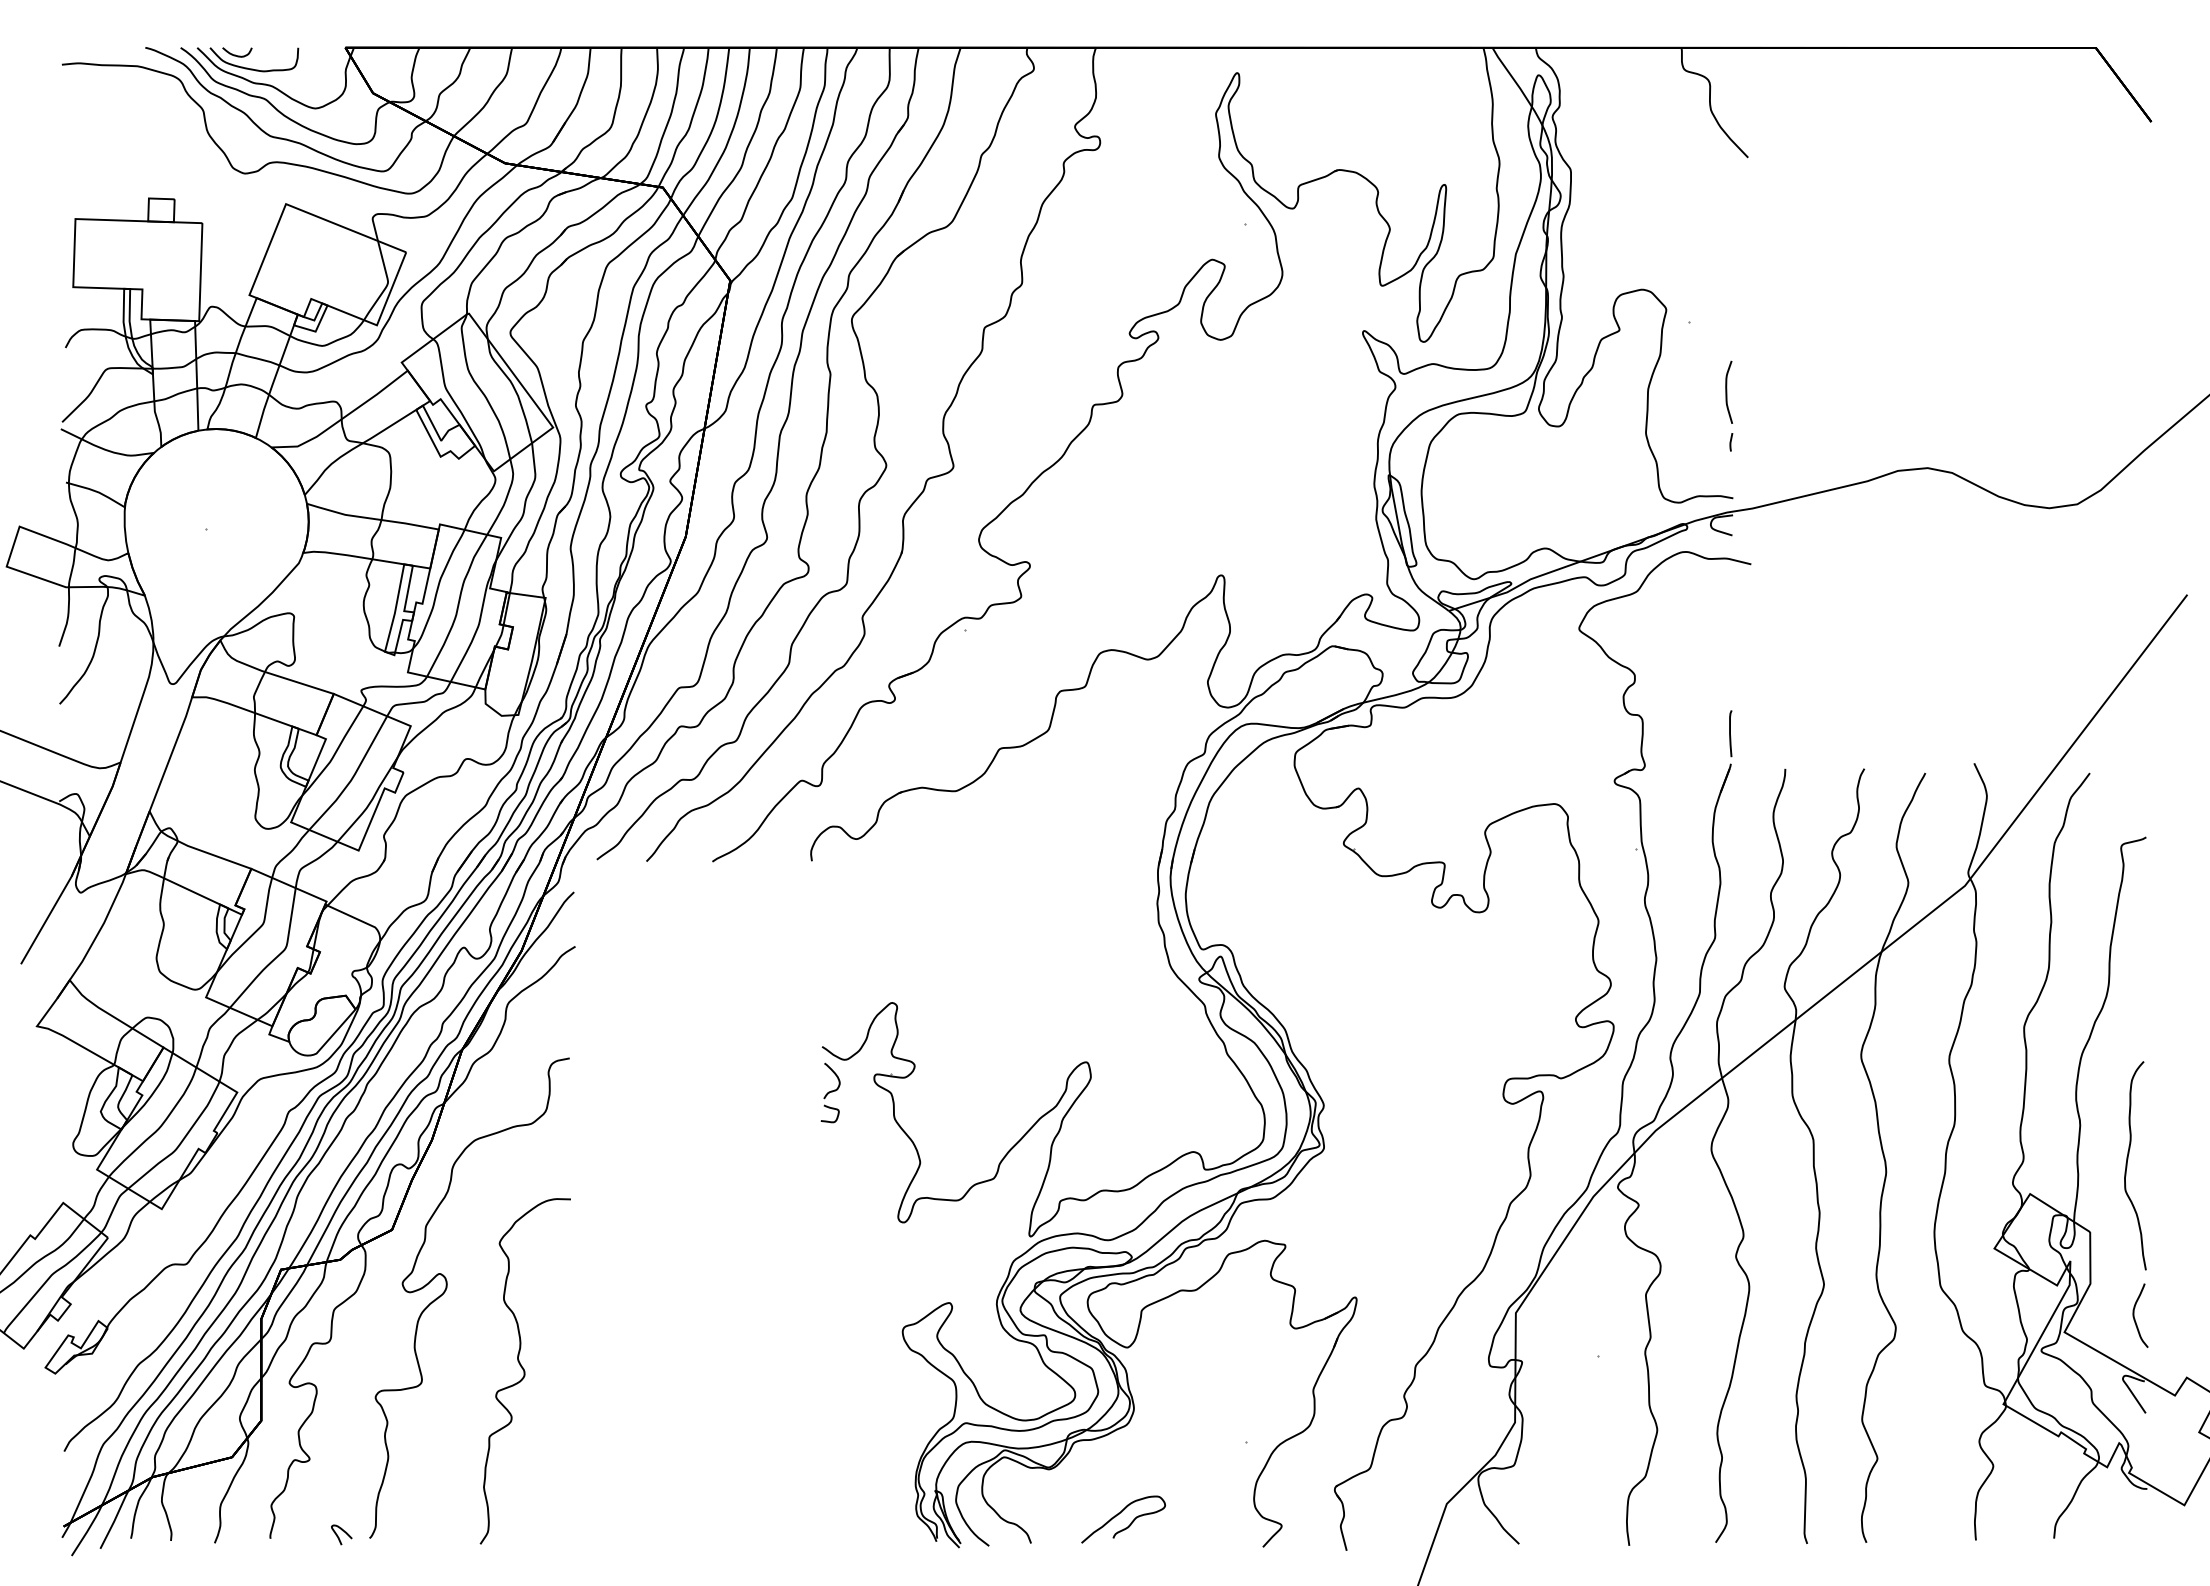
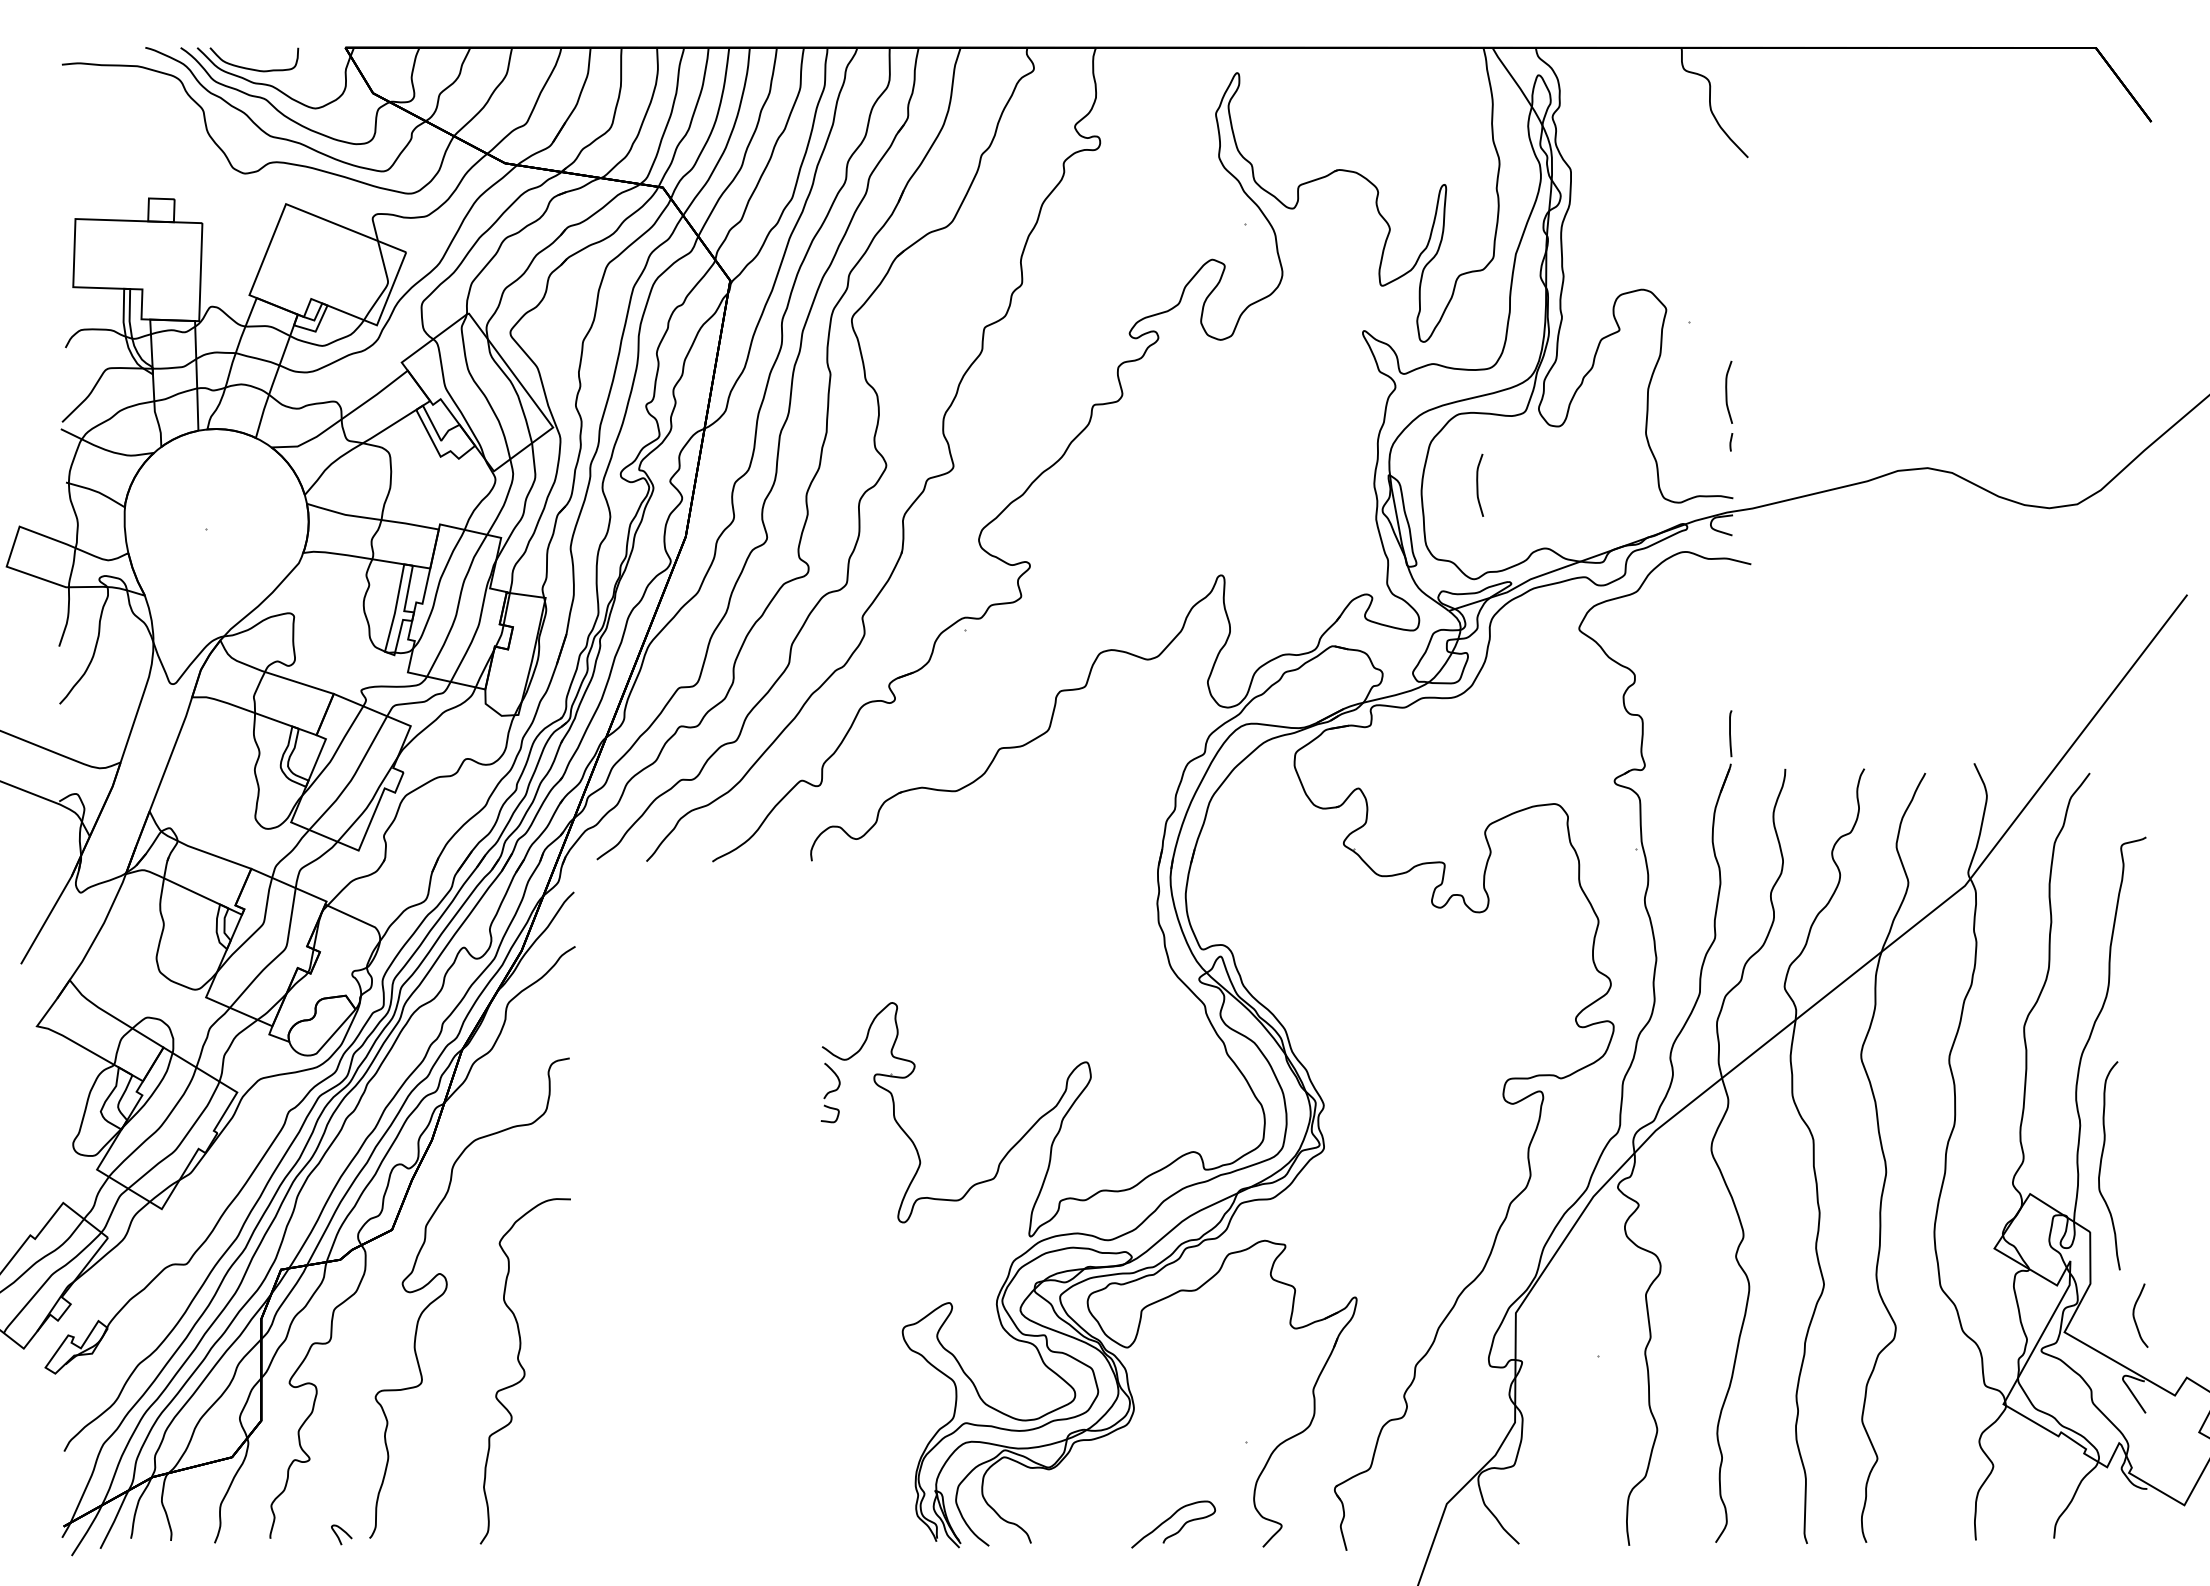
curve: present -> none (235, 54)
curve: none -> present (1478, 484)
curve position: (2127, 1165) -> (2101, 1165) (2101, 1165)
curve position: (1119, 1514) -> (1169, 1519) (1169, 1519)
